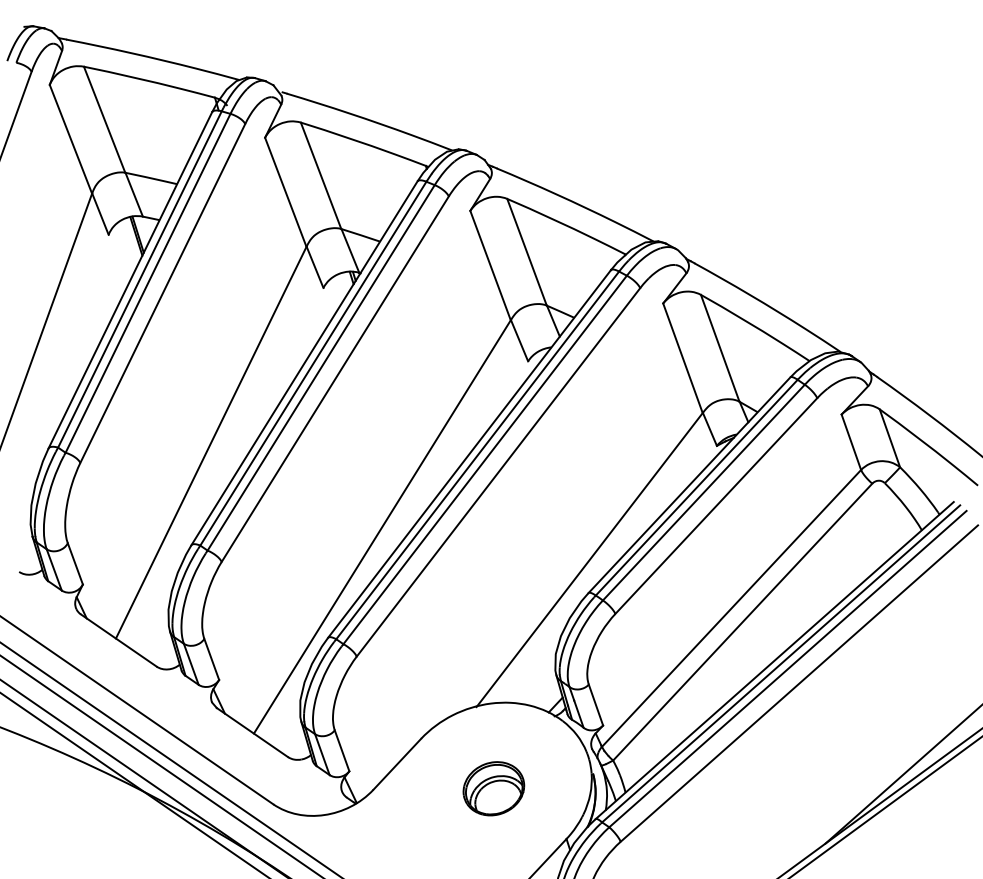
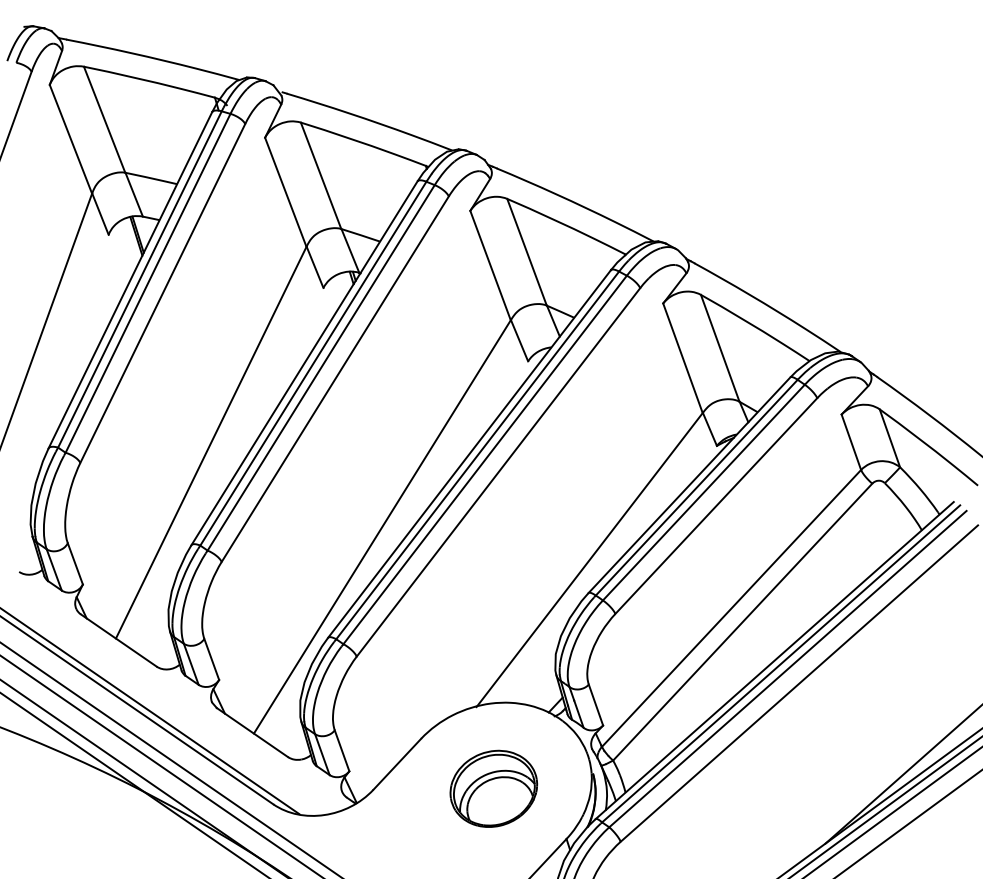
line: none -> present (150, 711)
part size: 64x56 px -> 90x79 px (493, 788)
line: none -> present (892, 812)
line: none -> present (908, 823)
